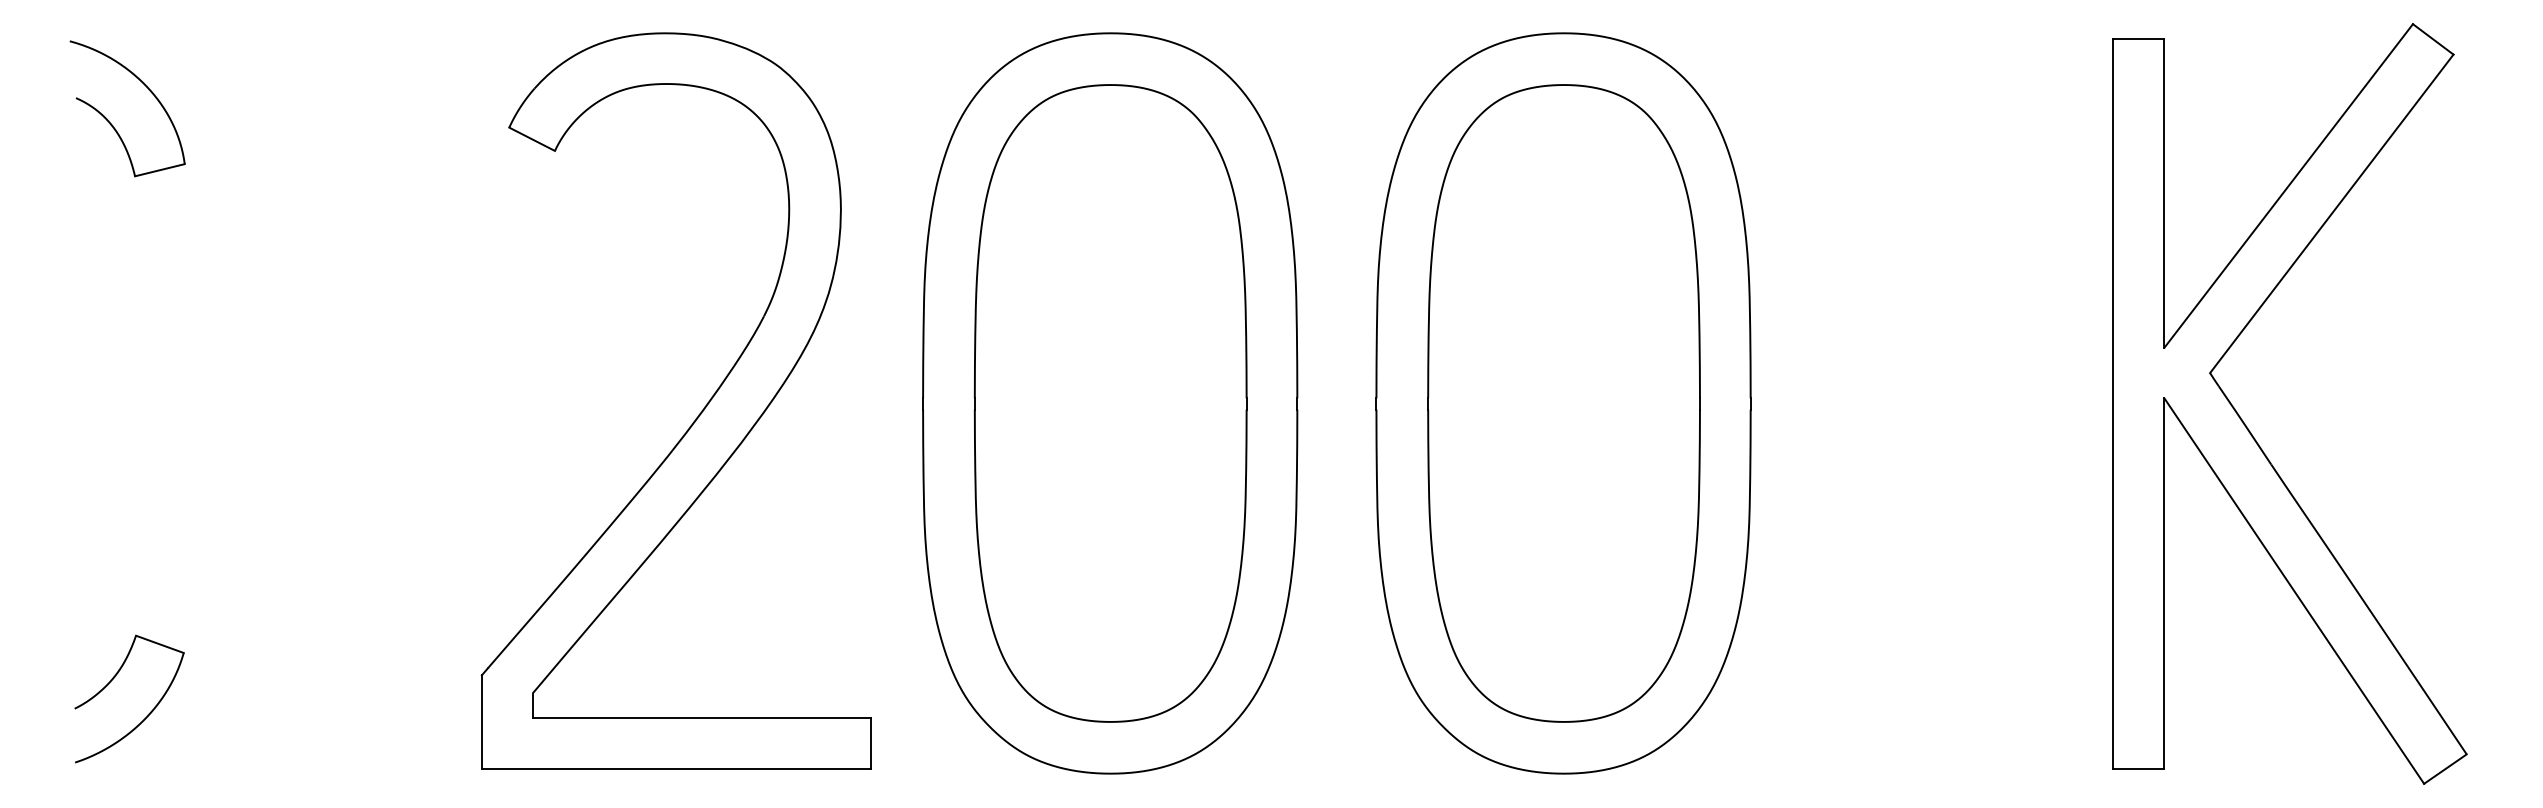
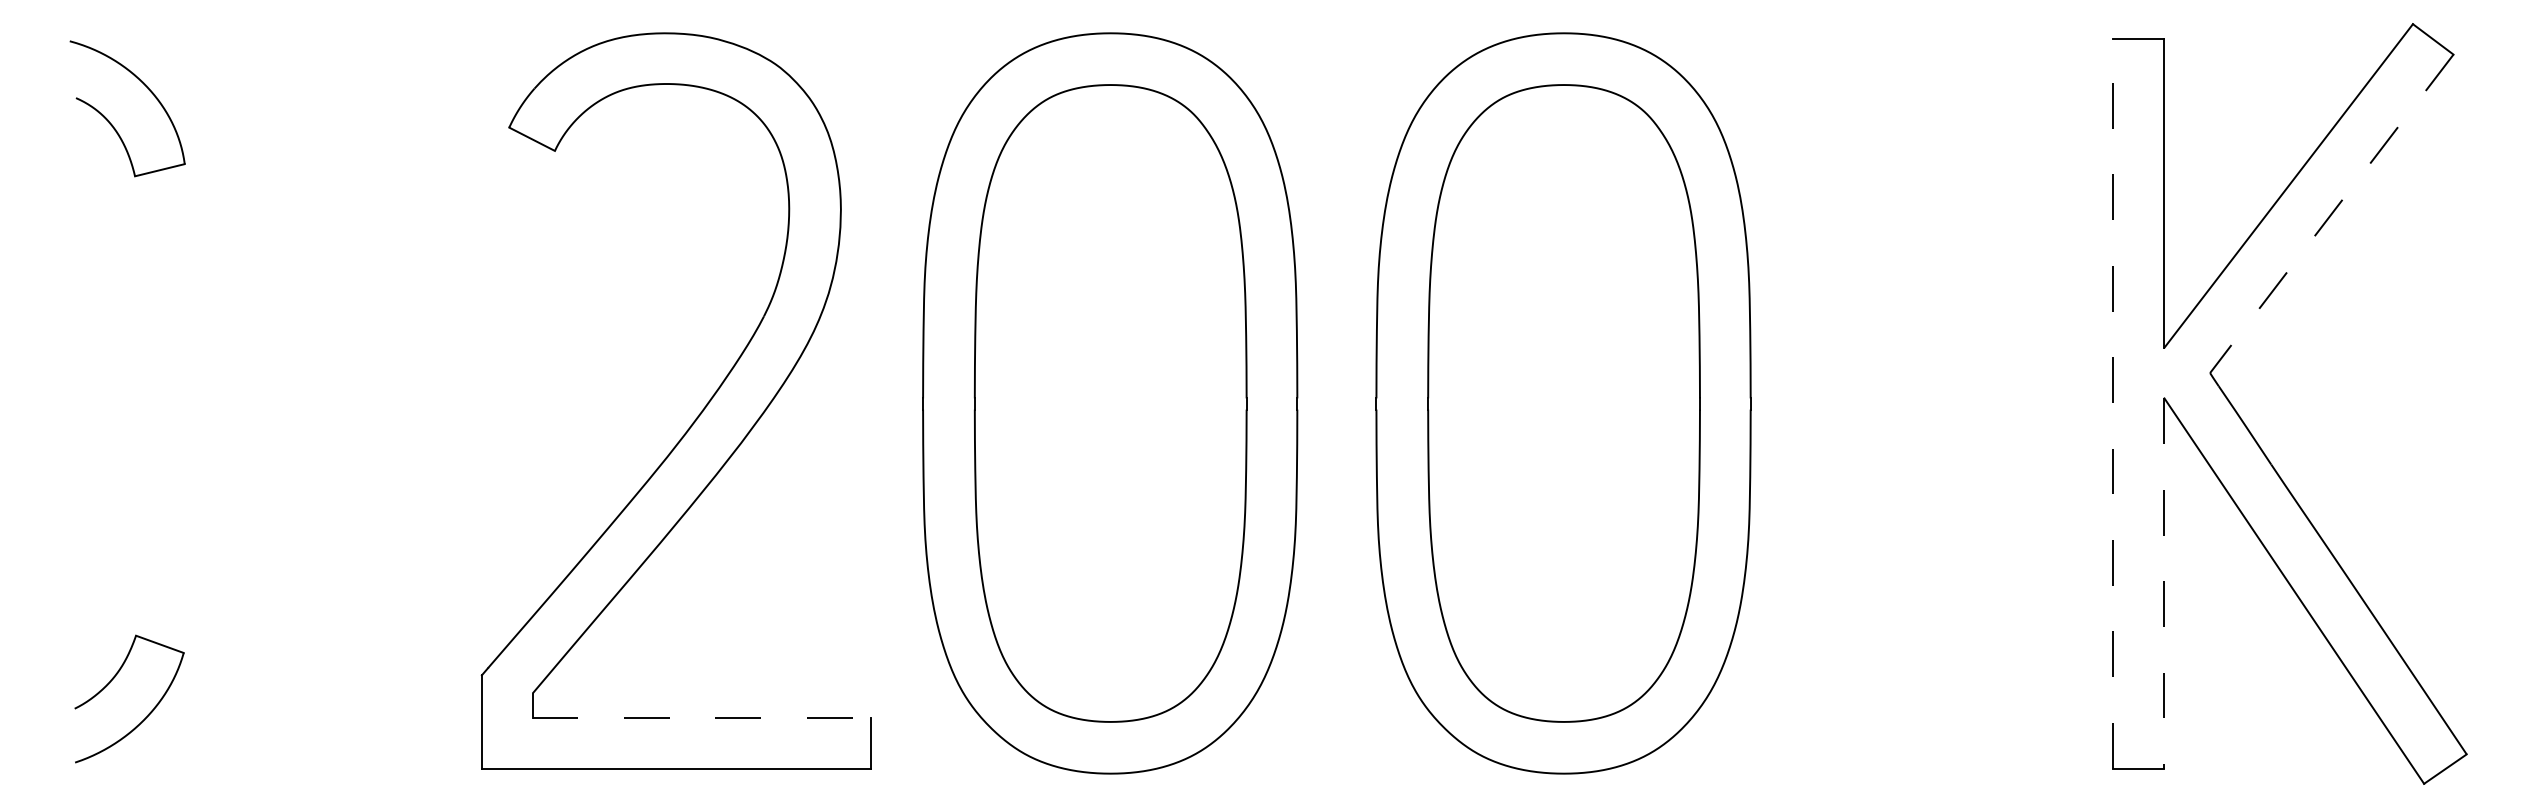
line: solid -> dashed (2331, 214)
line: solid -> dashed (2112, 404)
line: solid -> dashed (2164, 584)
line: solid -> dashed (702, 717)
